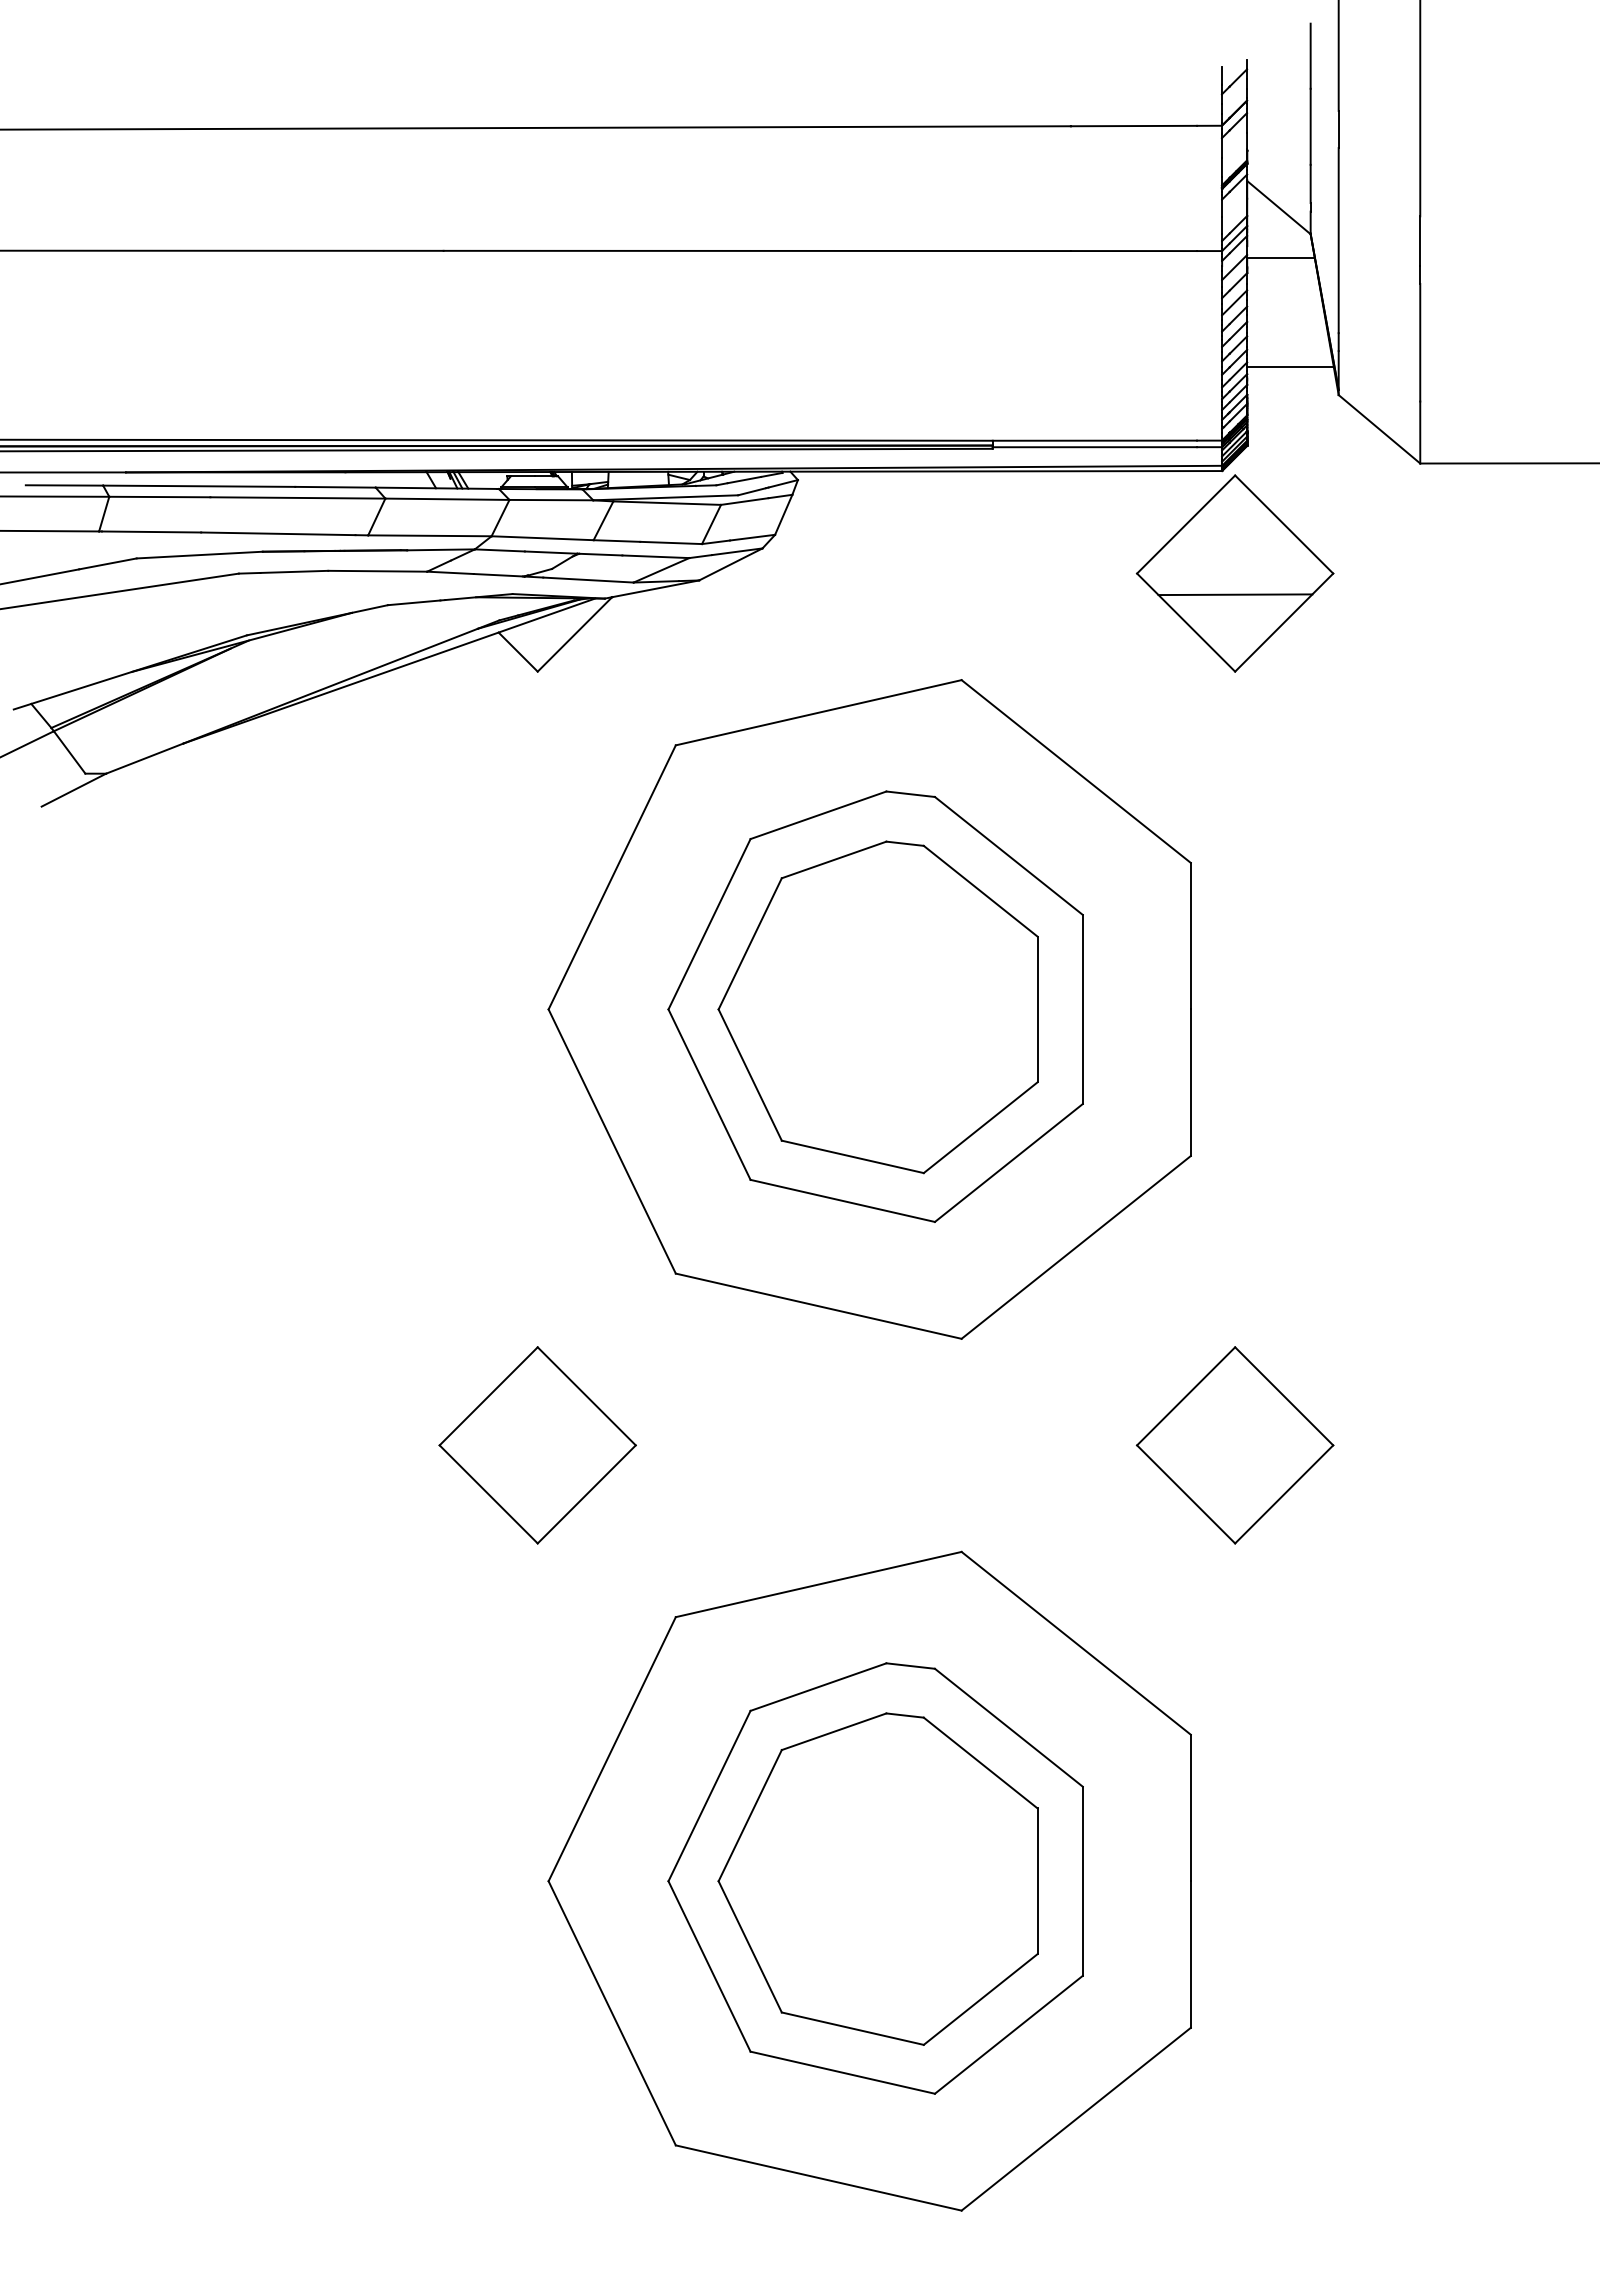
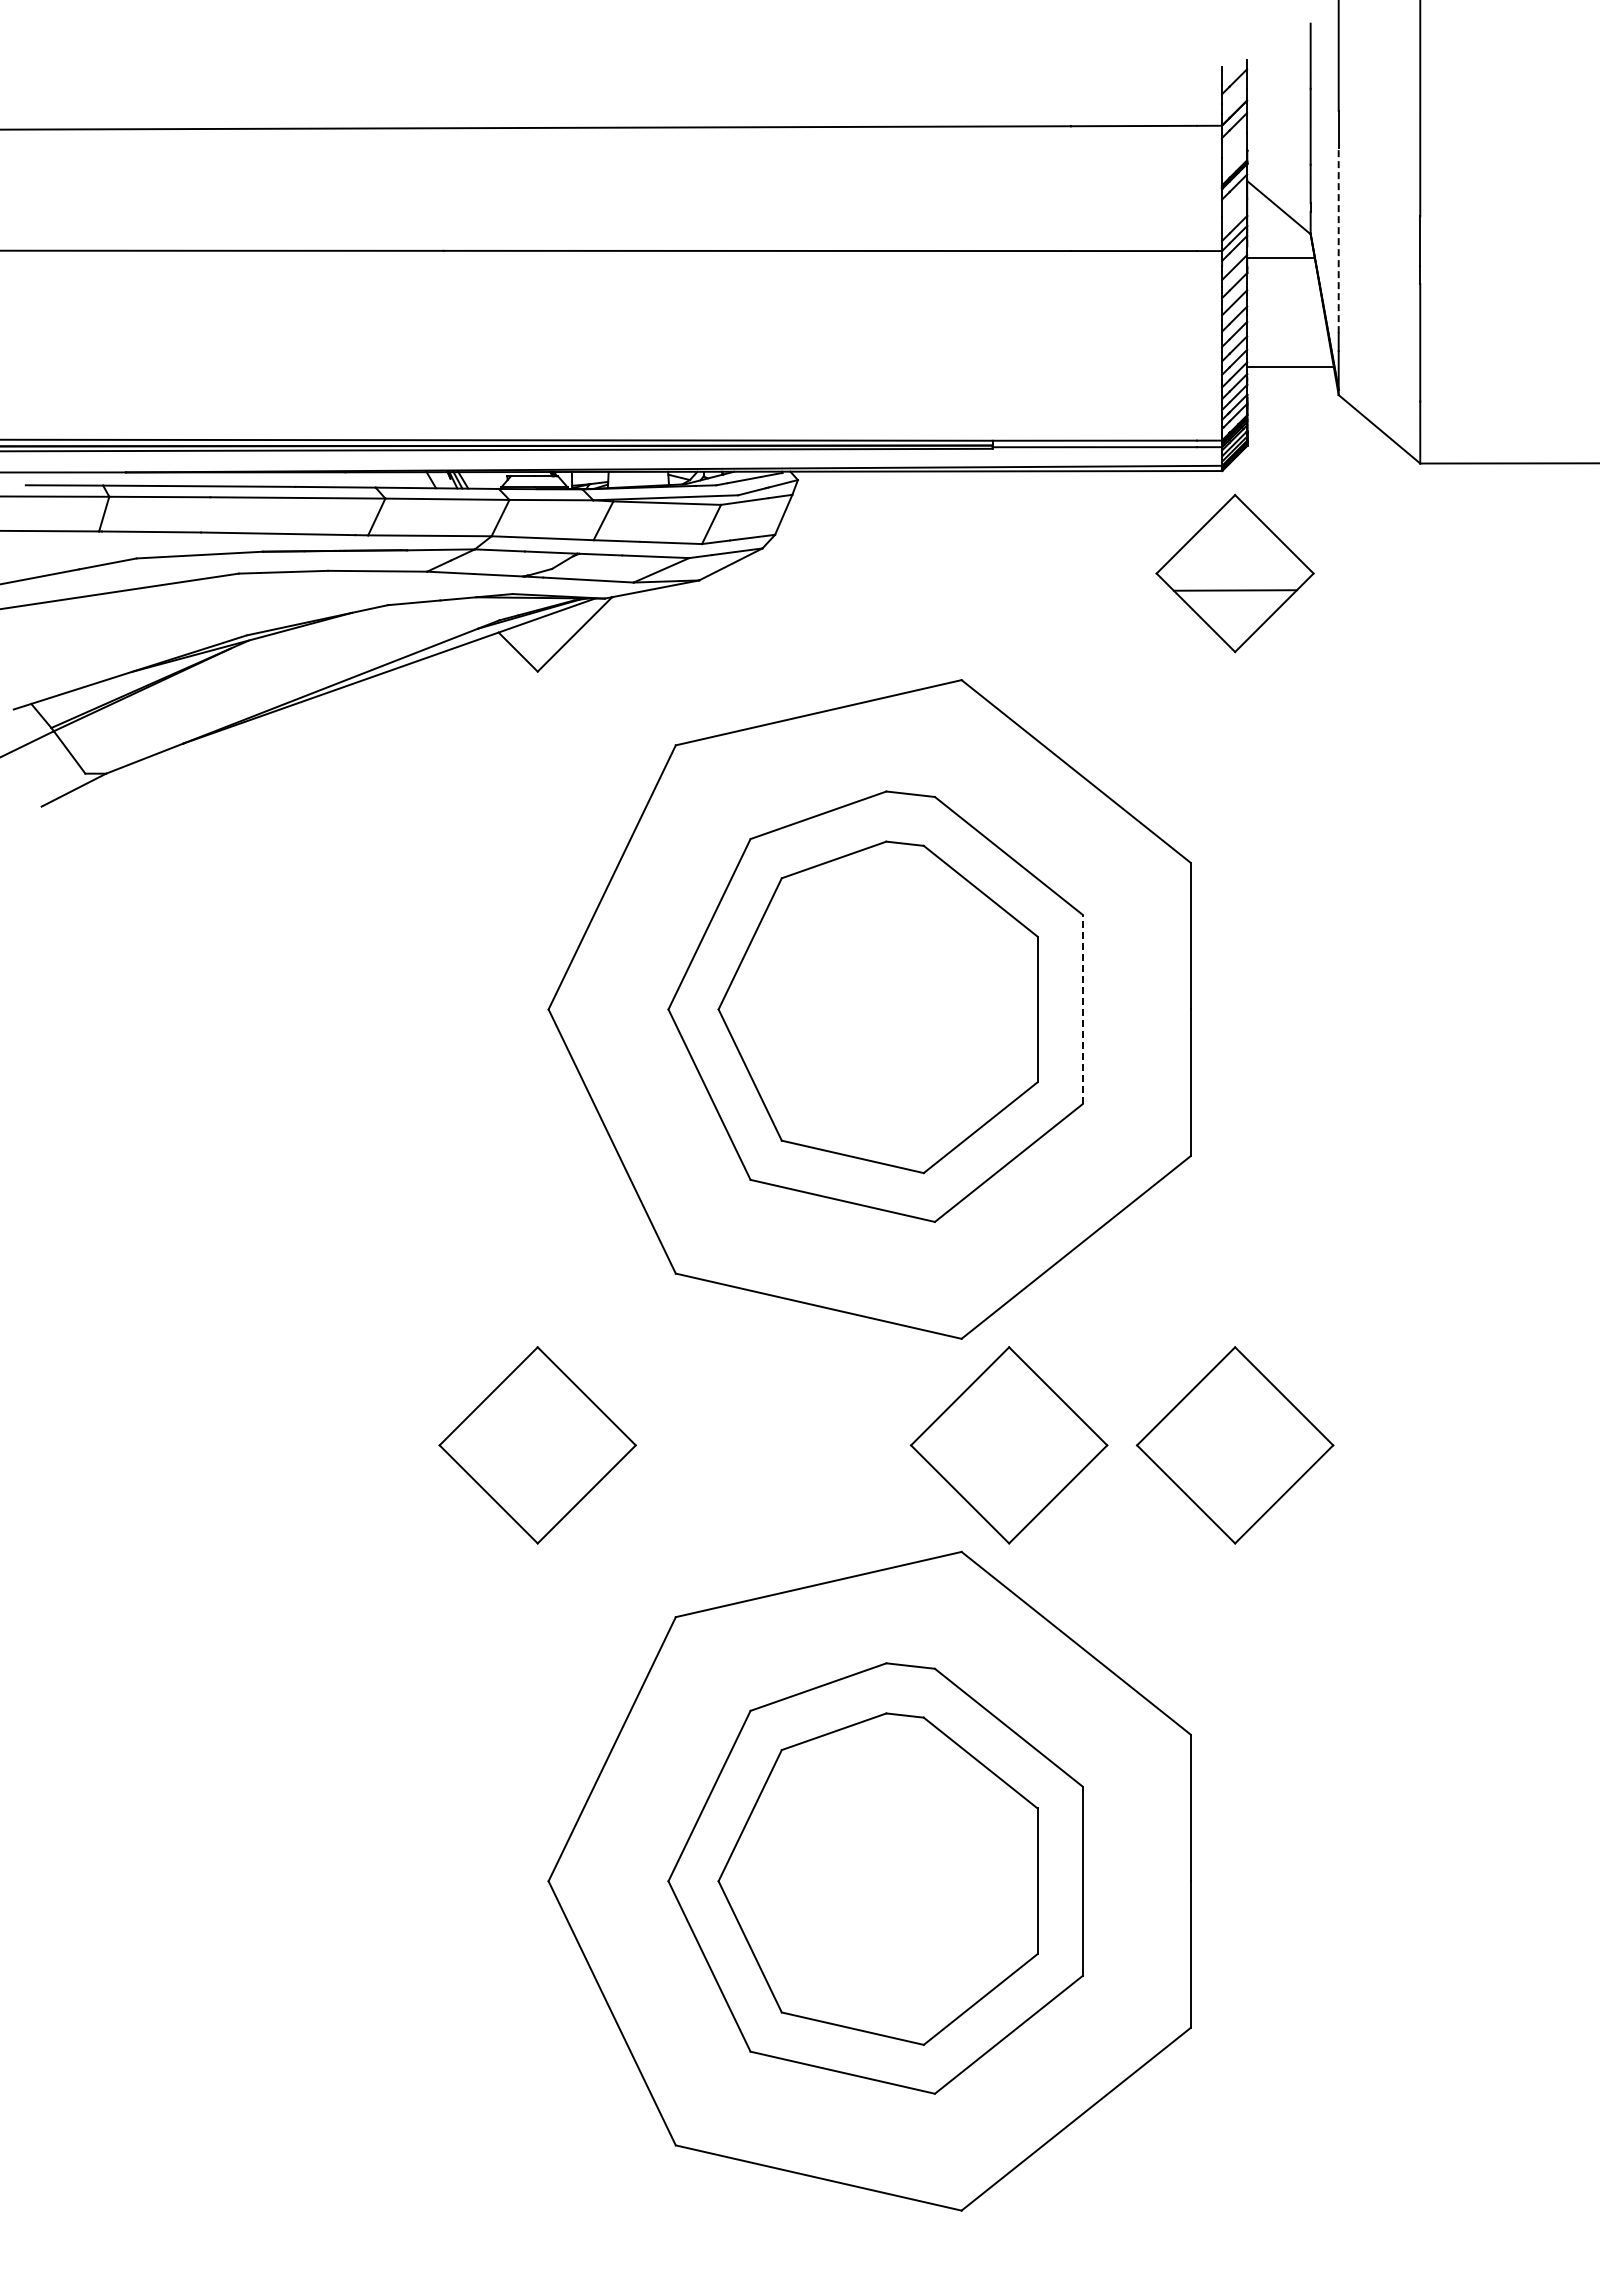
line: solid -> dashed (1338, 240)
part size: 200x199 px -> 160x161 px (1234, 573)
line: solid -> dashed (1082, 1009)
part: none -> present (1008, 1445)
